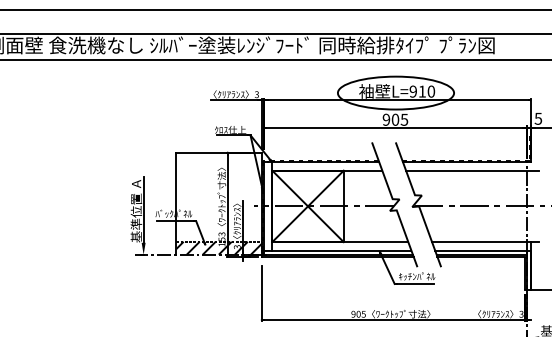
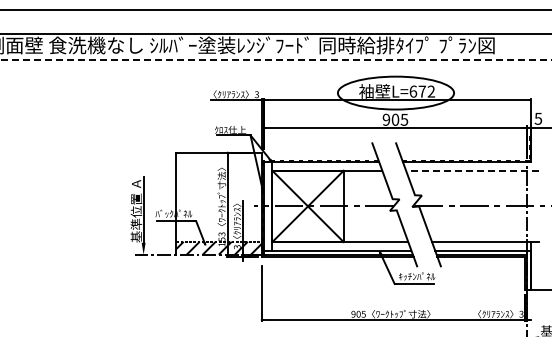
line: solid -> dashed (276, 59)
text: L=910 -> L=672 (422, 91)
line: solid -> dashed (472, 170)
